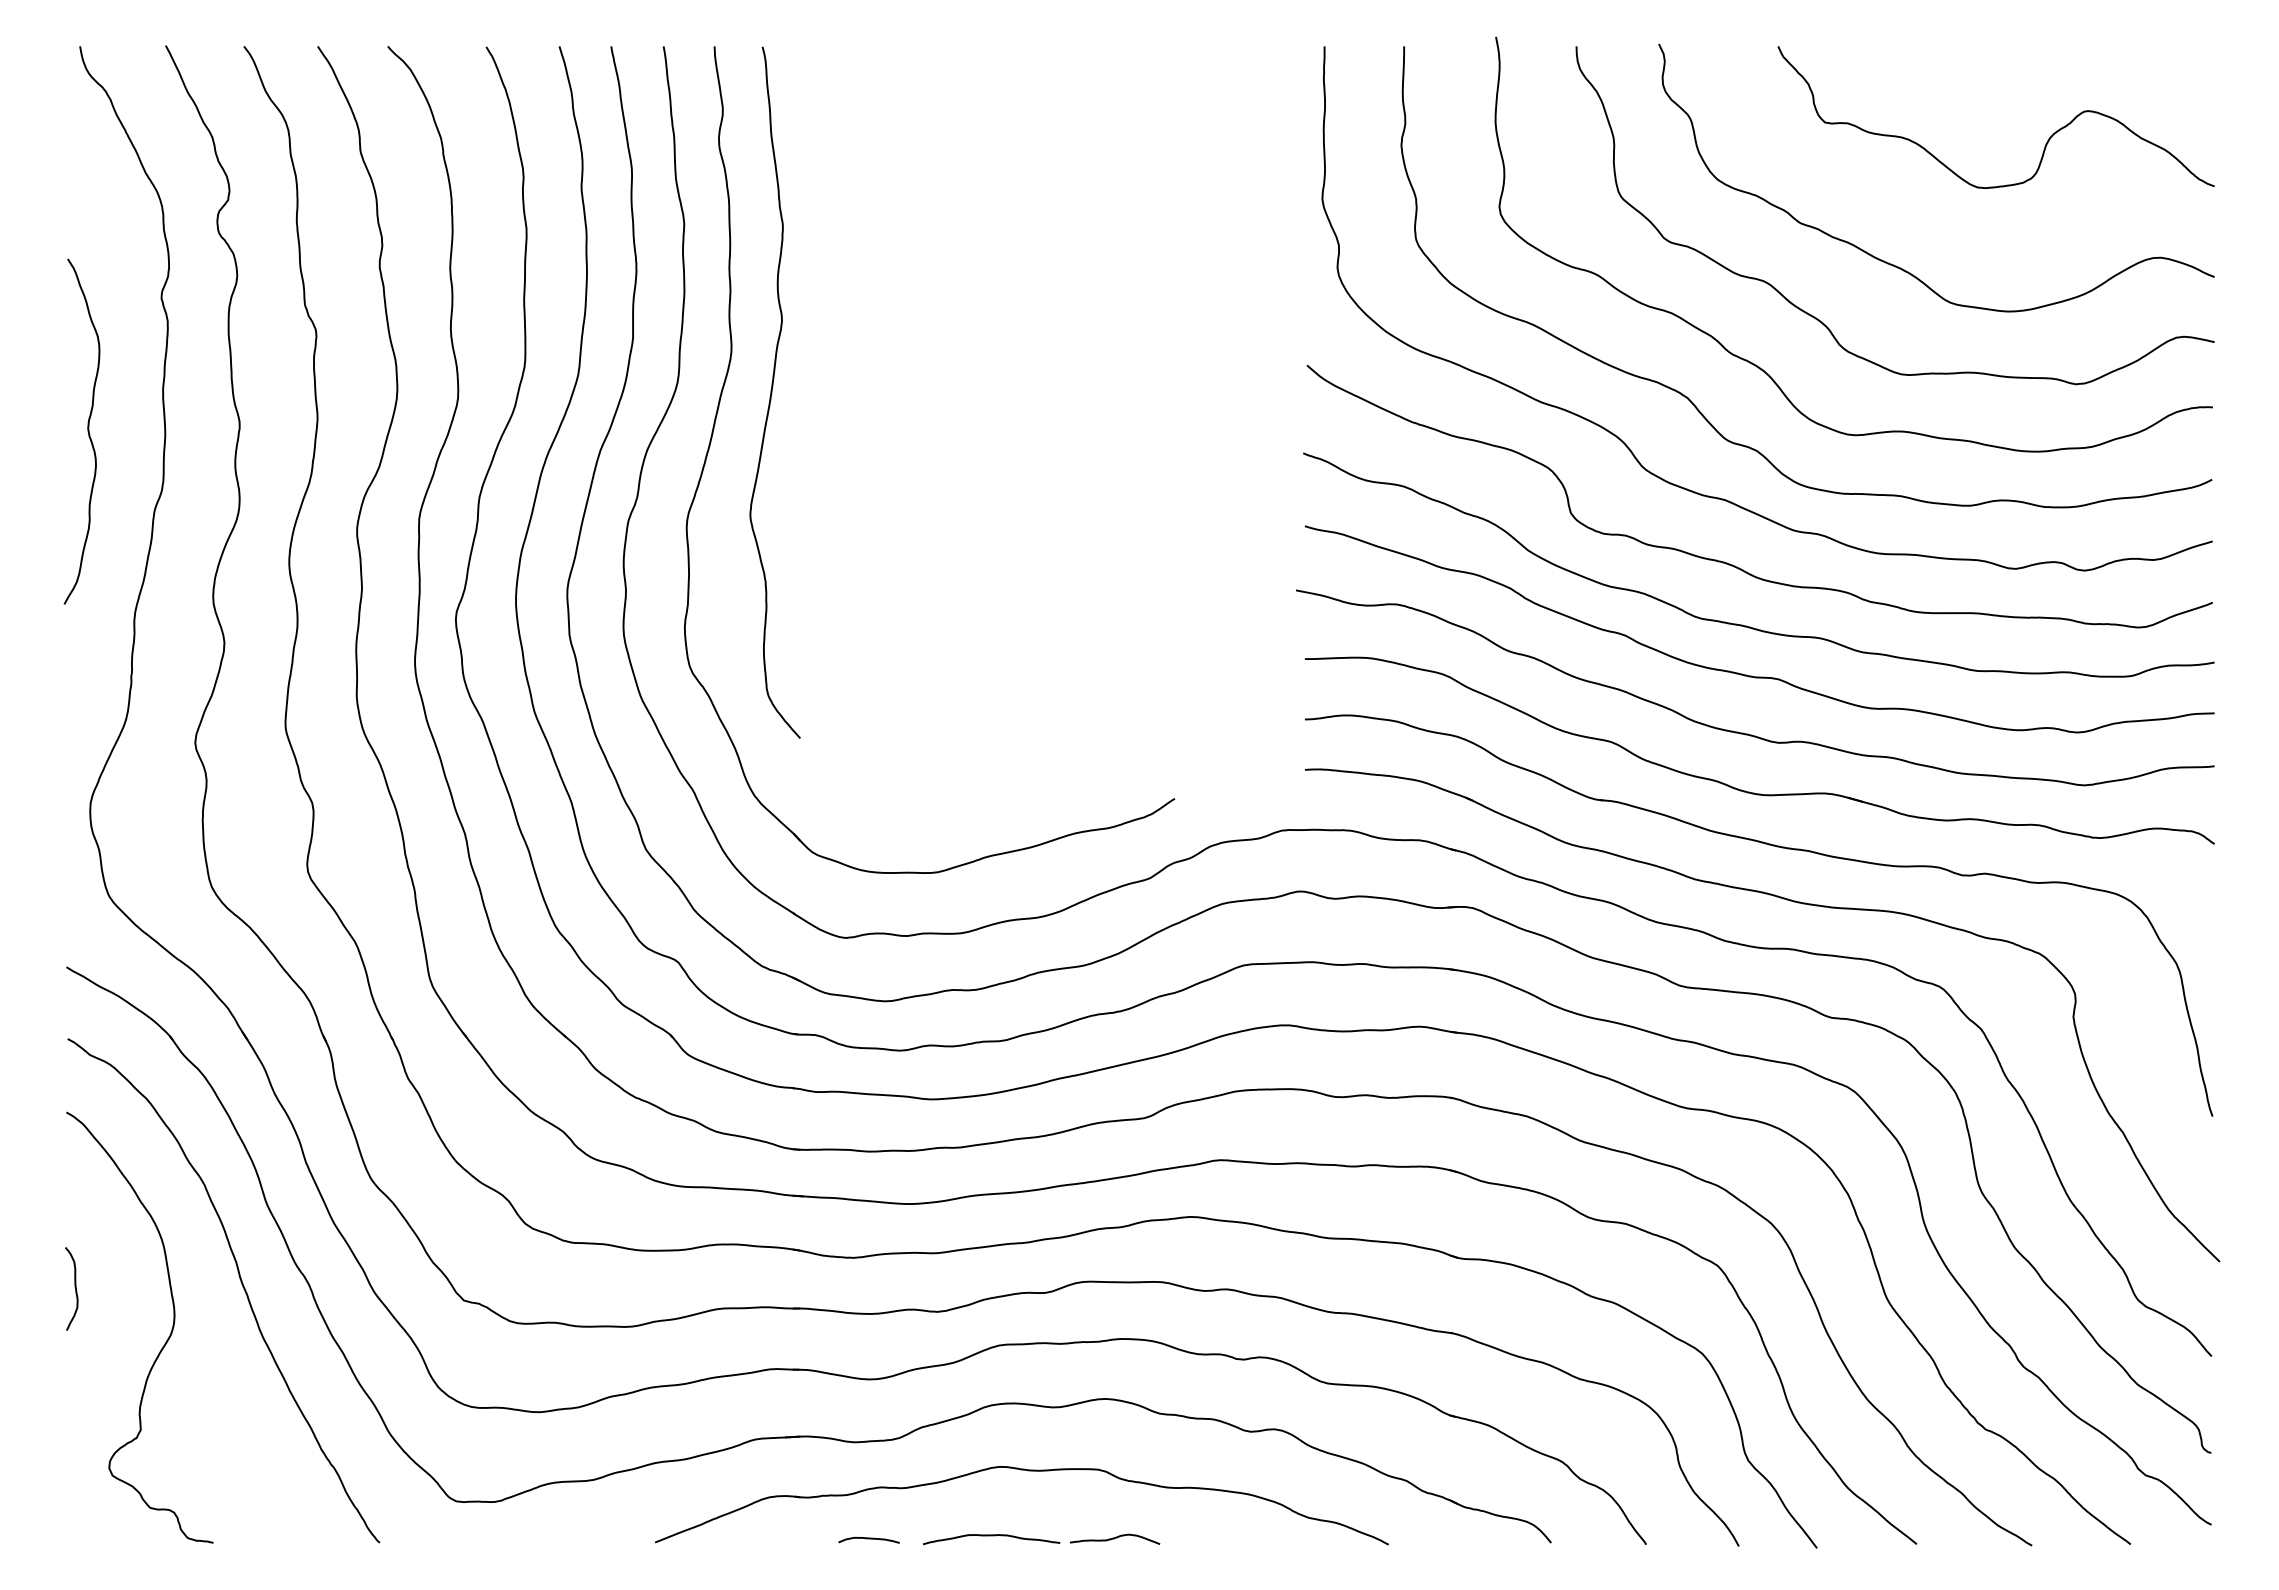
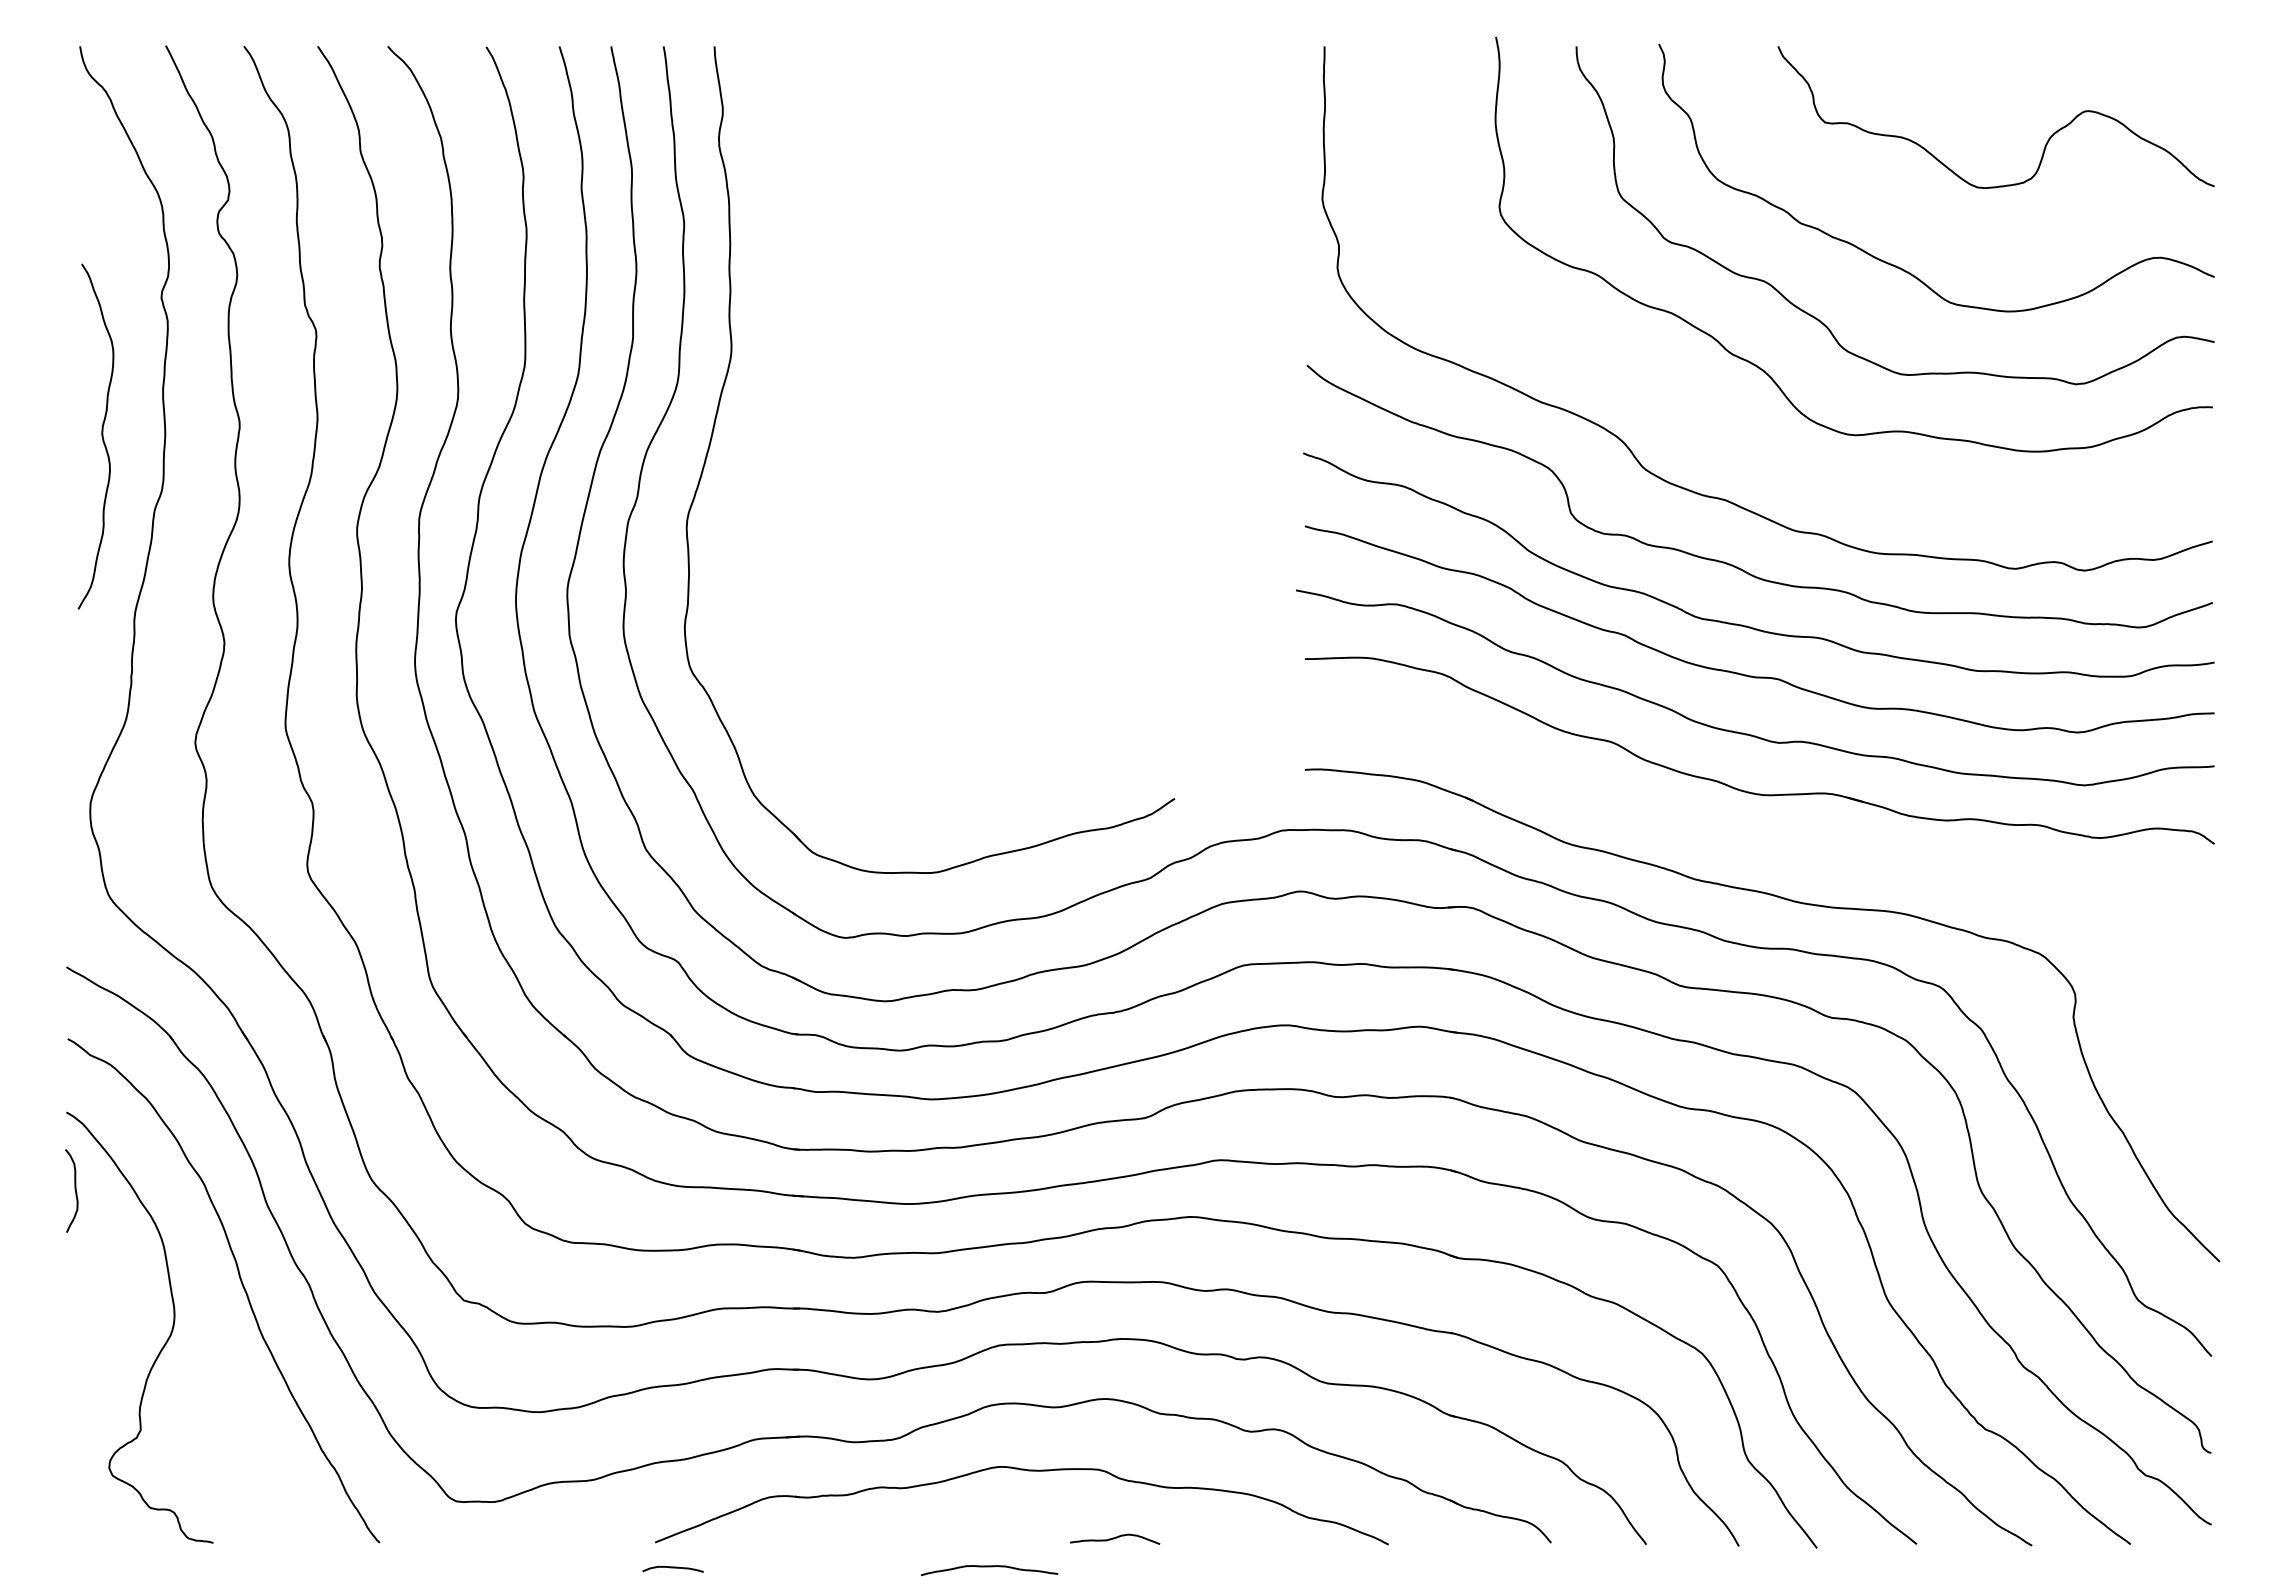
curve: present -> none (772, 392)
curve: present -> none (1687, 396)
curve position: (87, 431) -> (101, 436) (101, 436)
part: present -> none (1772, 846)
curve position: (74, 1287) -> (74, 1189) (74, 1189)
curve position: (991, 1536) -> (989, 1567) (989, 1567)
curve position: (868, 1539) -> (672, 1568) (672, 1568)
